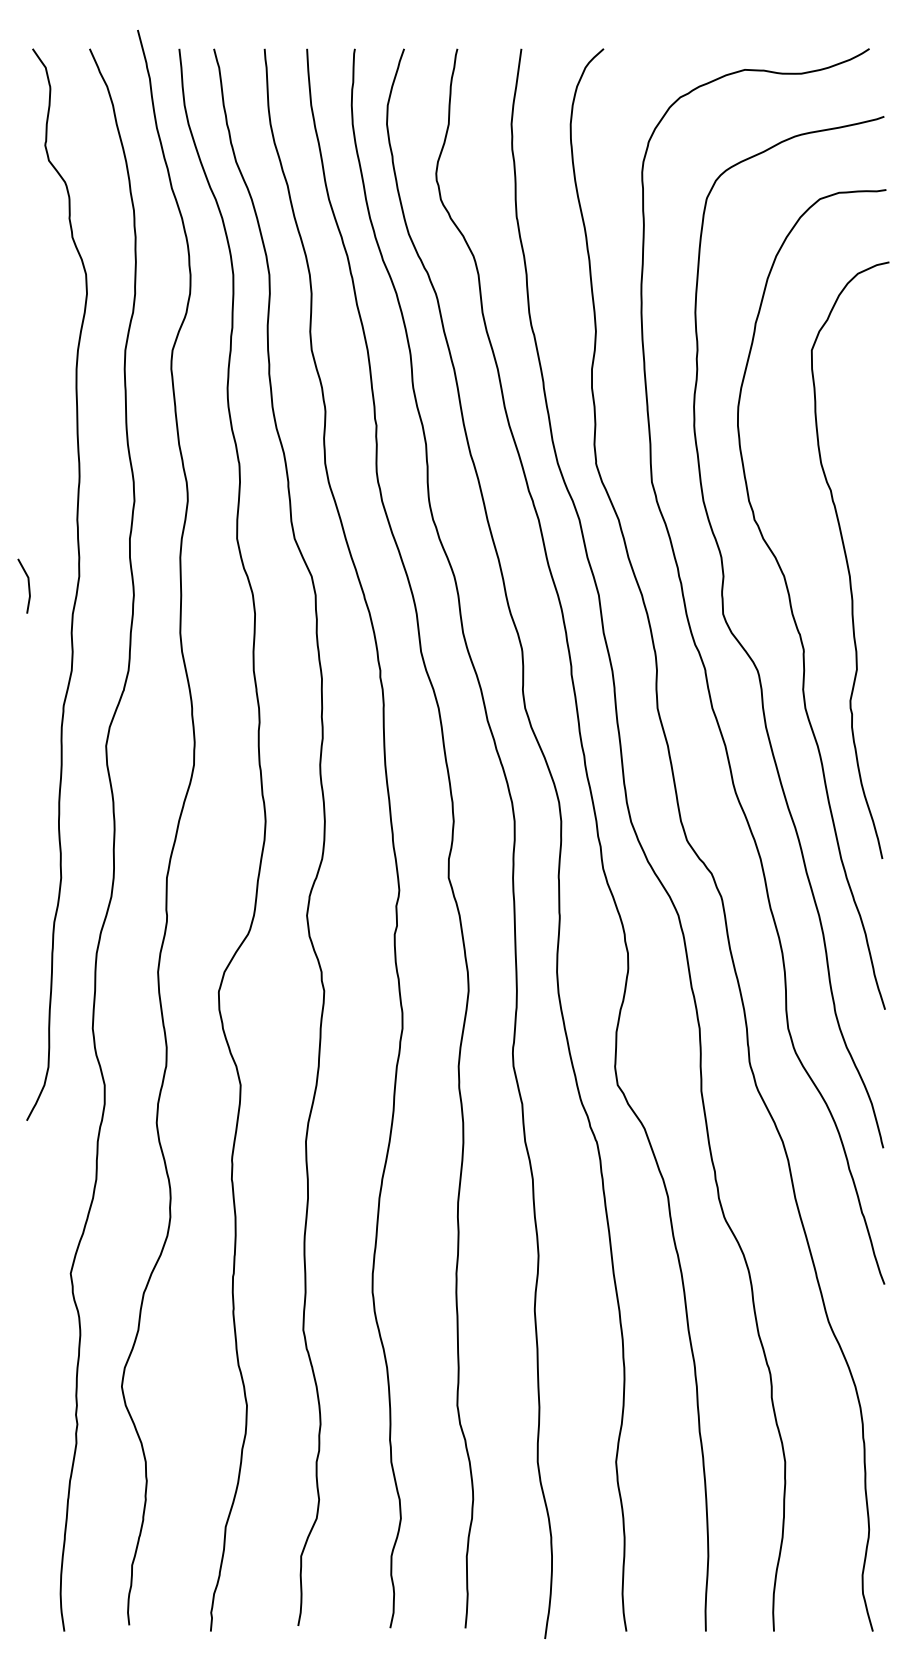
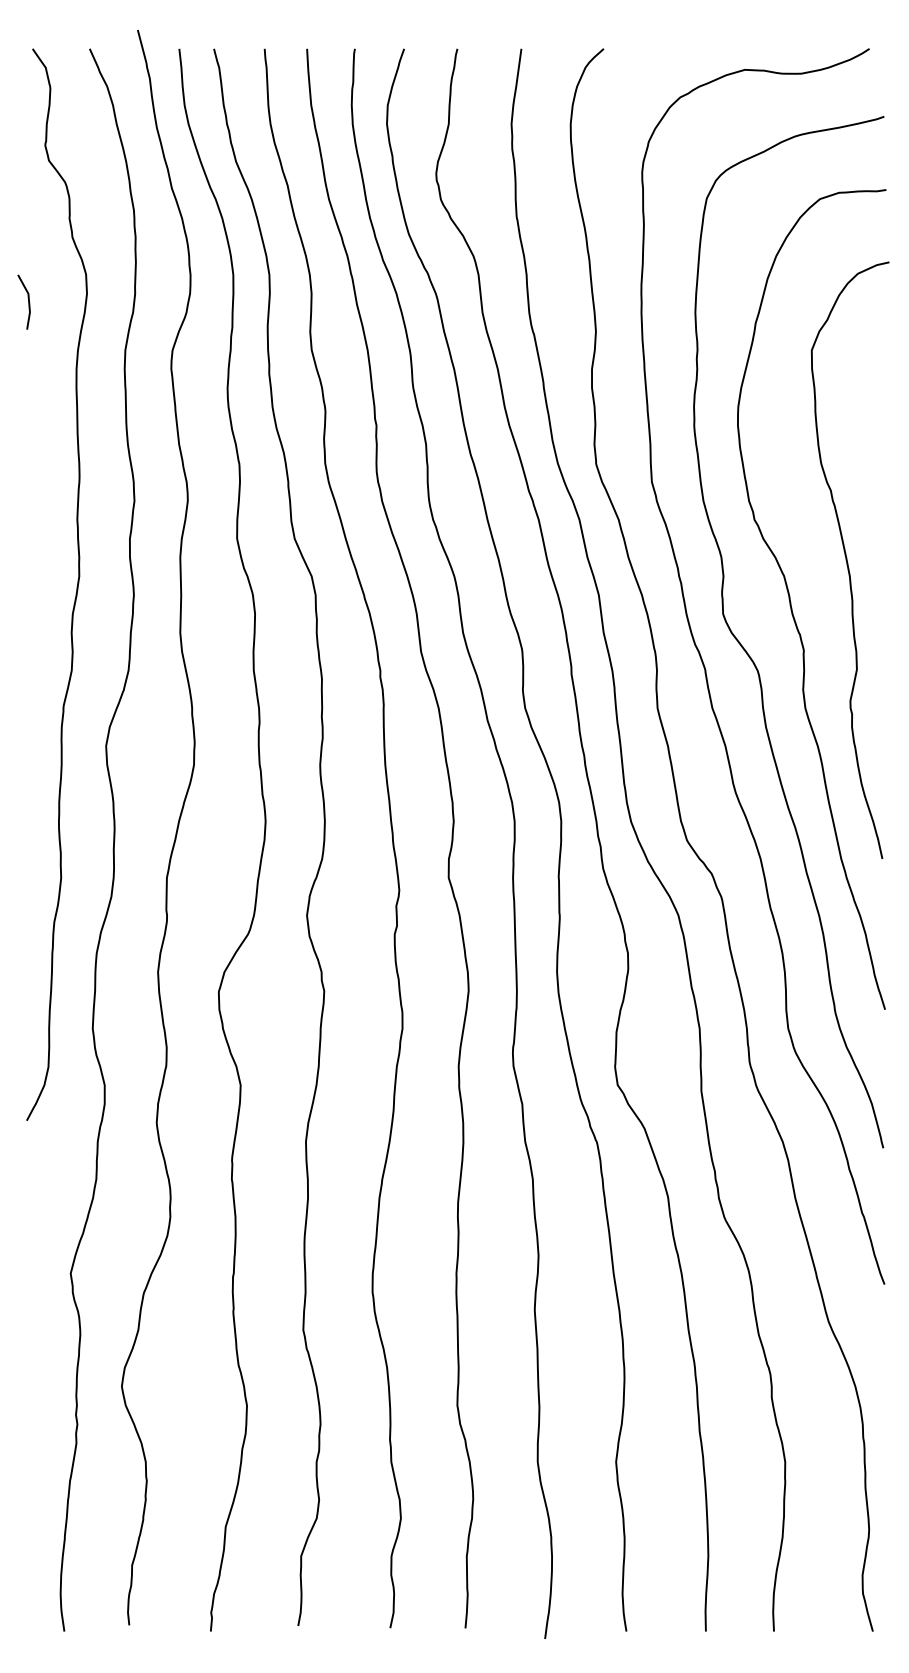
line position: (27, 582) -> (27, 298) (27, 298)
